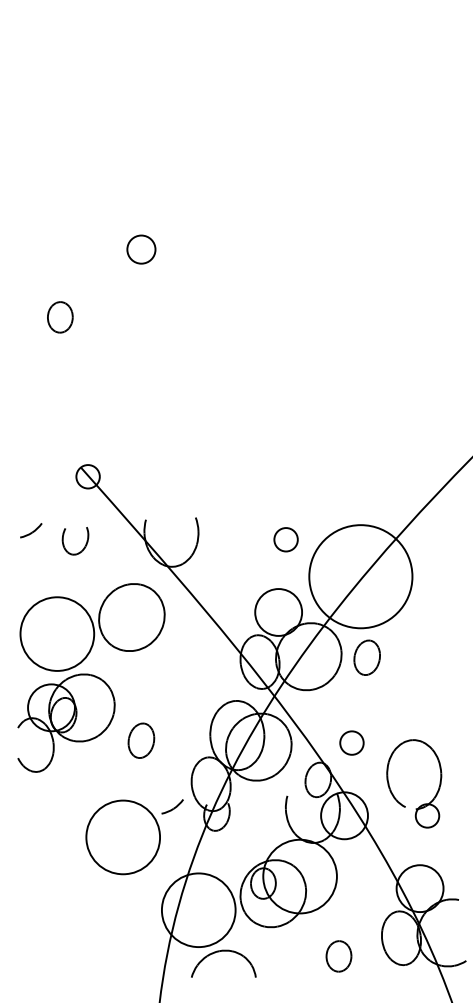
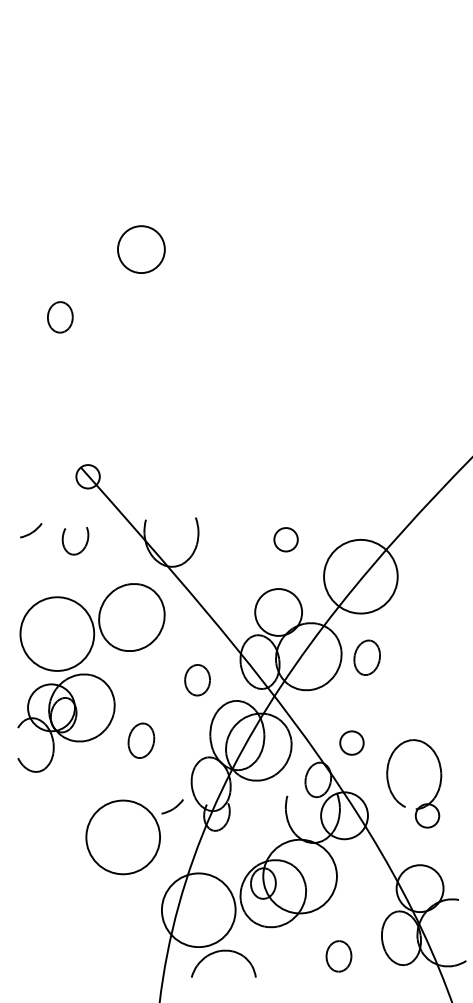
circle diameter: 28 px -> 47 px (141, 249)
circle diameter: 103 px -> 74 px (360, 576)
part: none -> present (197, 680)
